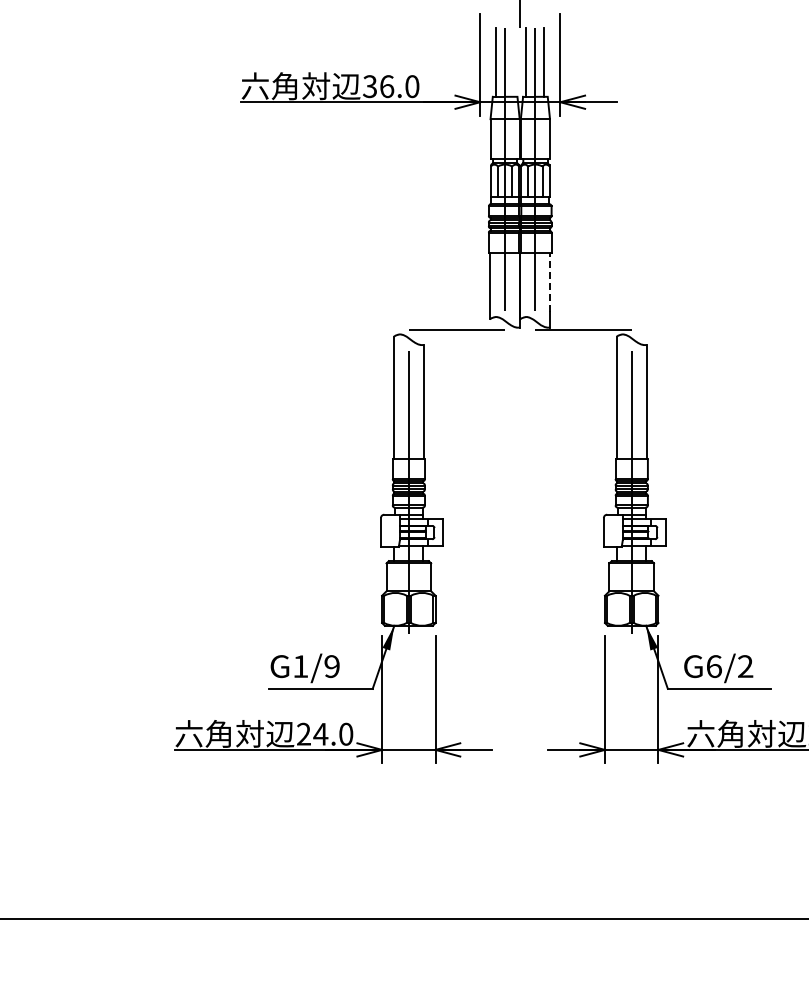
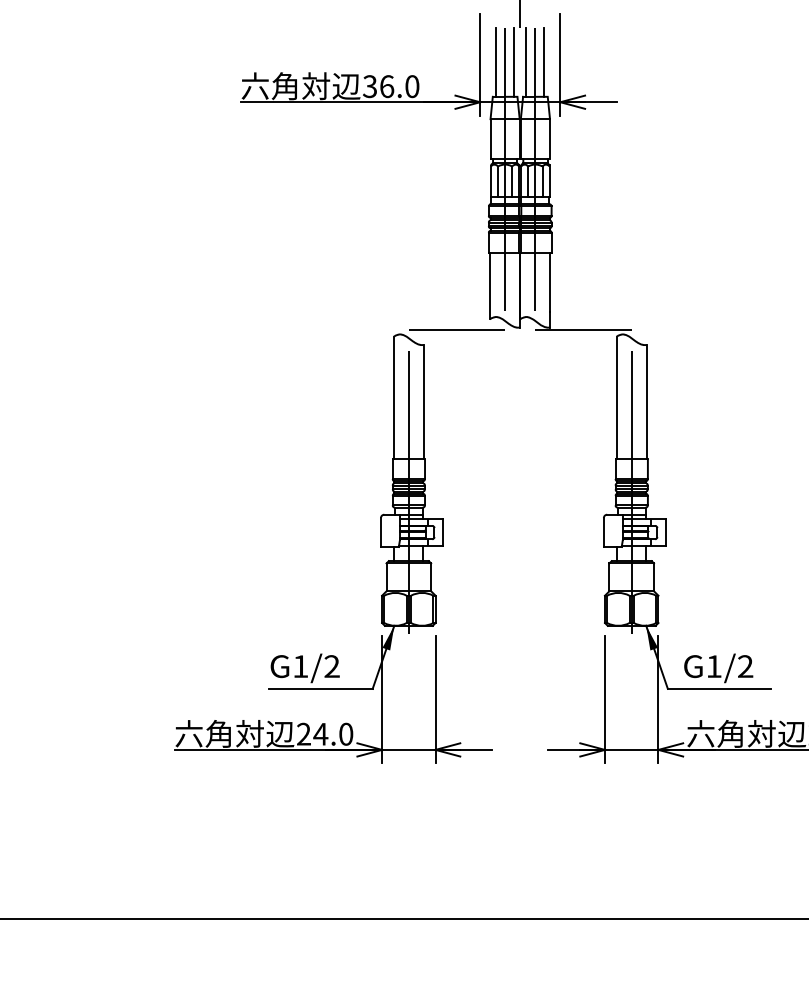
line: none -> present (514, 61)
line: dashed -> solid (550, 282)
text: G1/9 -> G1/2 (331, 666)
text: G6/2 -> G1/2 (714, 666)
